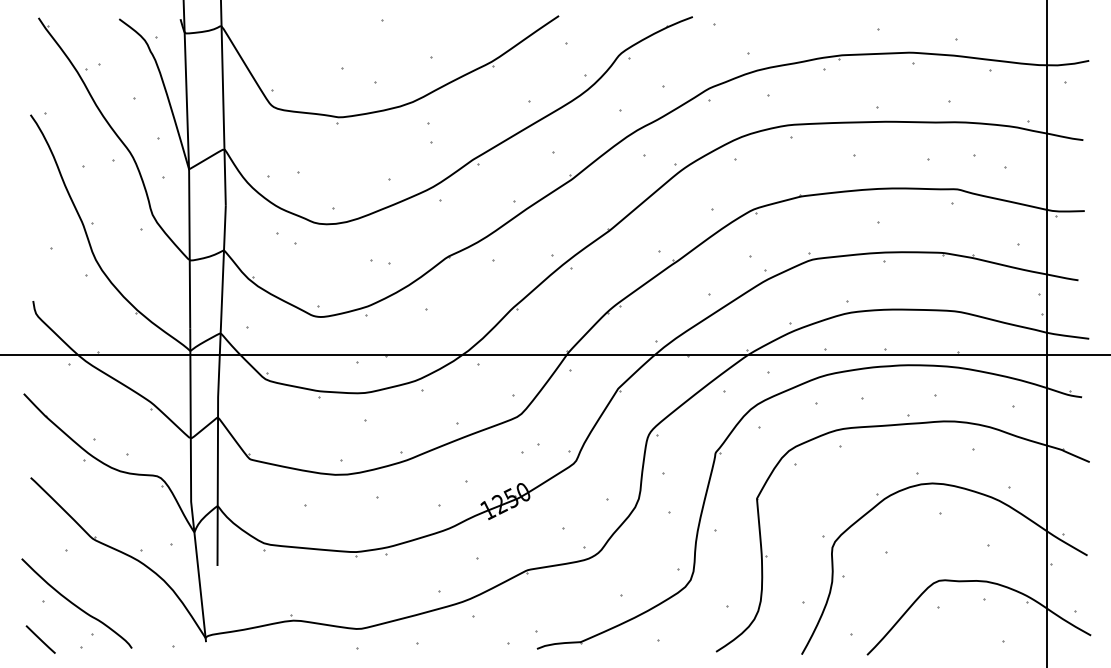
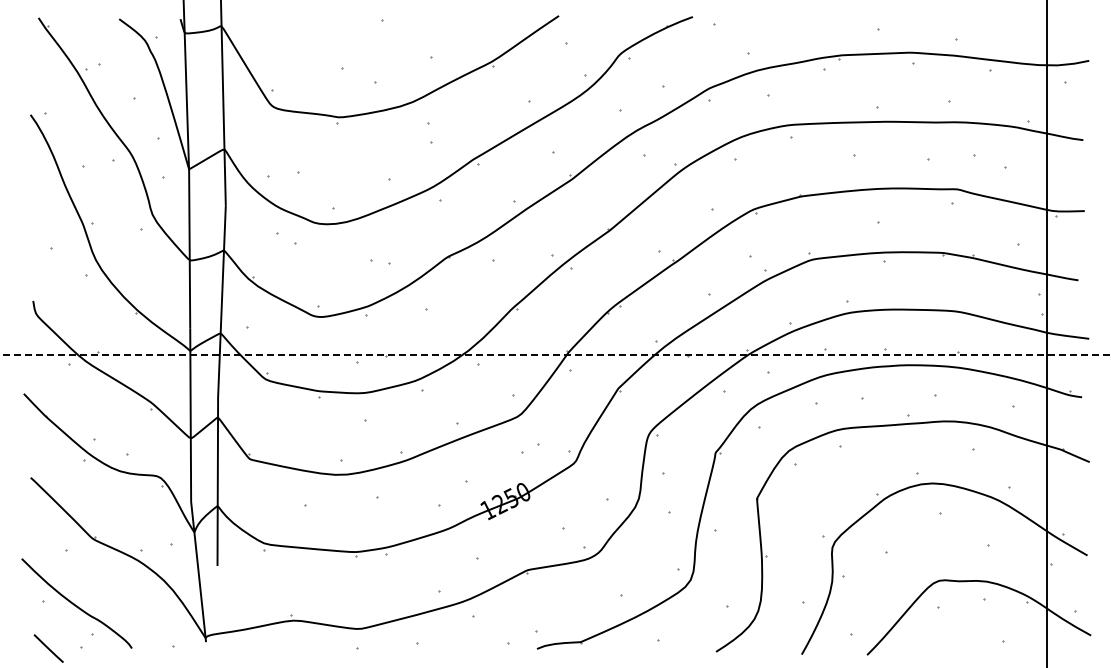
line: solid -> dashed (554, 354)
line position: (40, 639) -> (48, 648) (48, 648)
